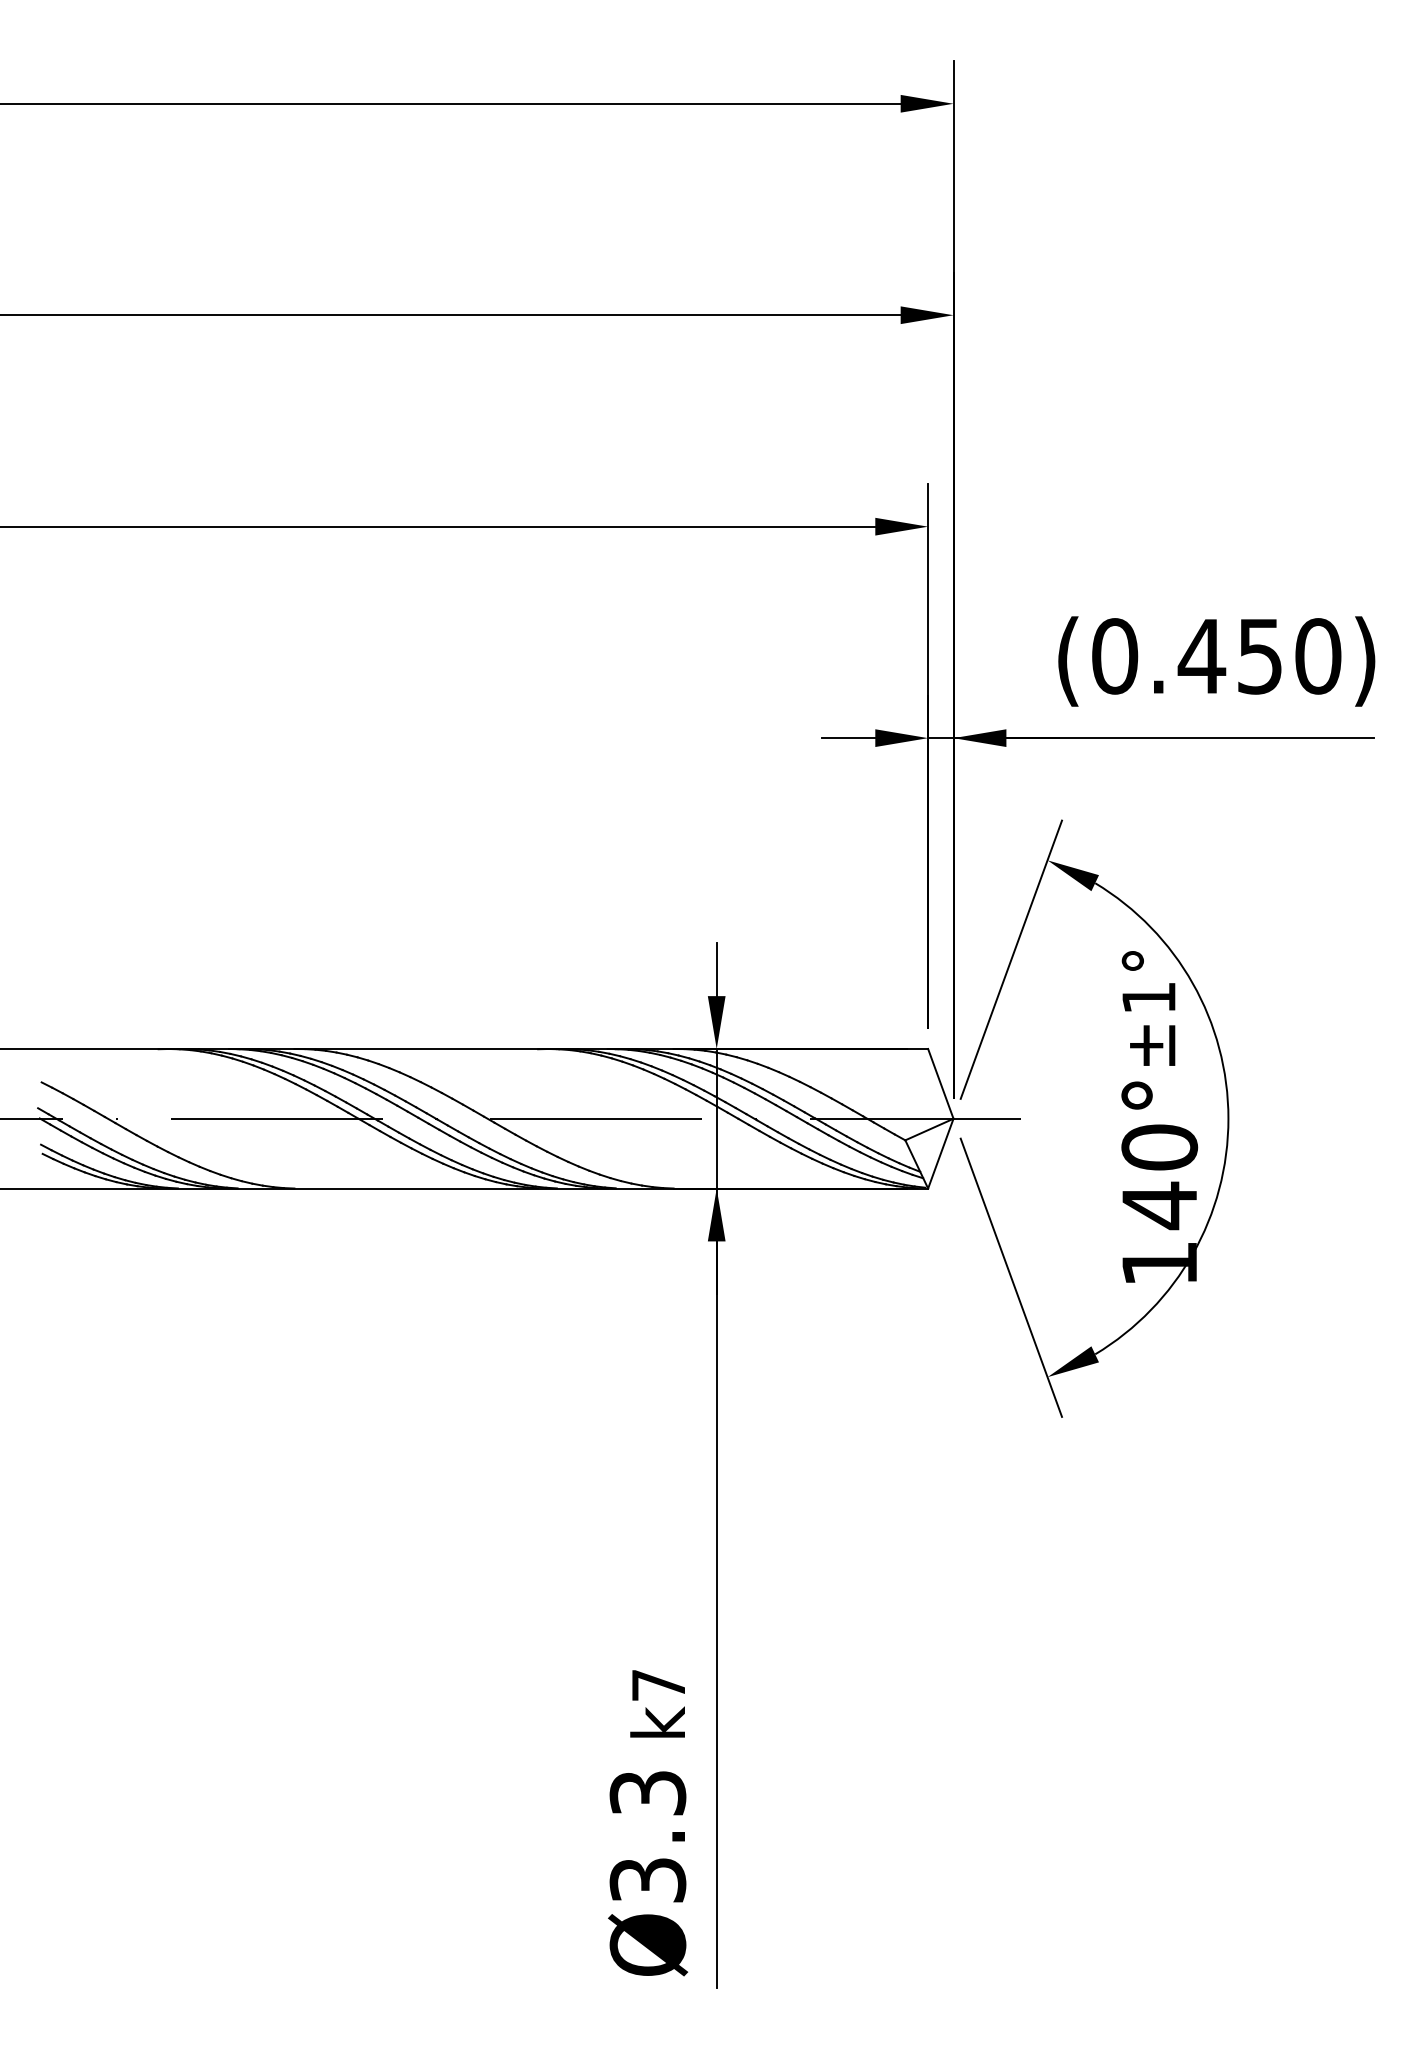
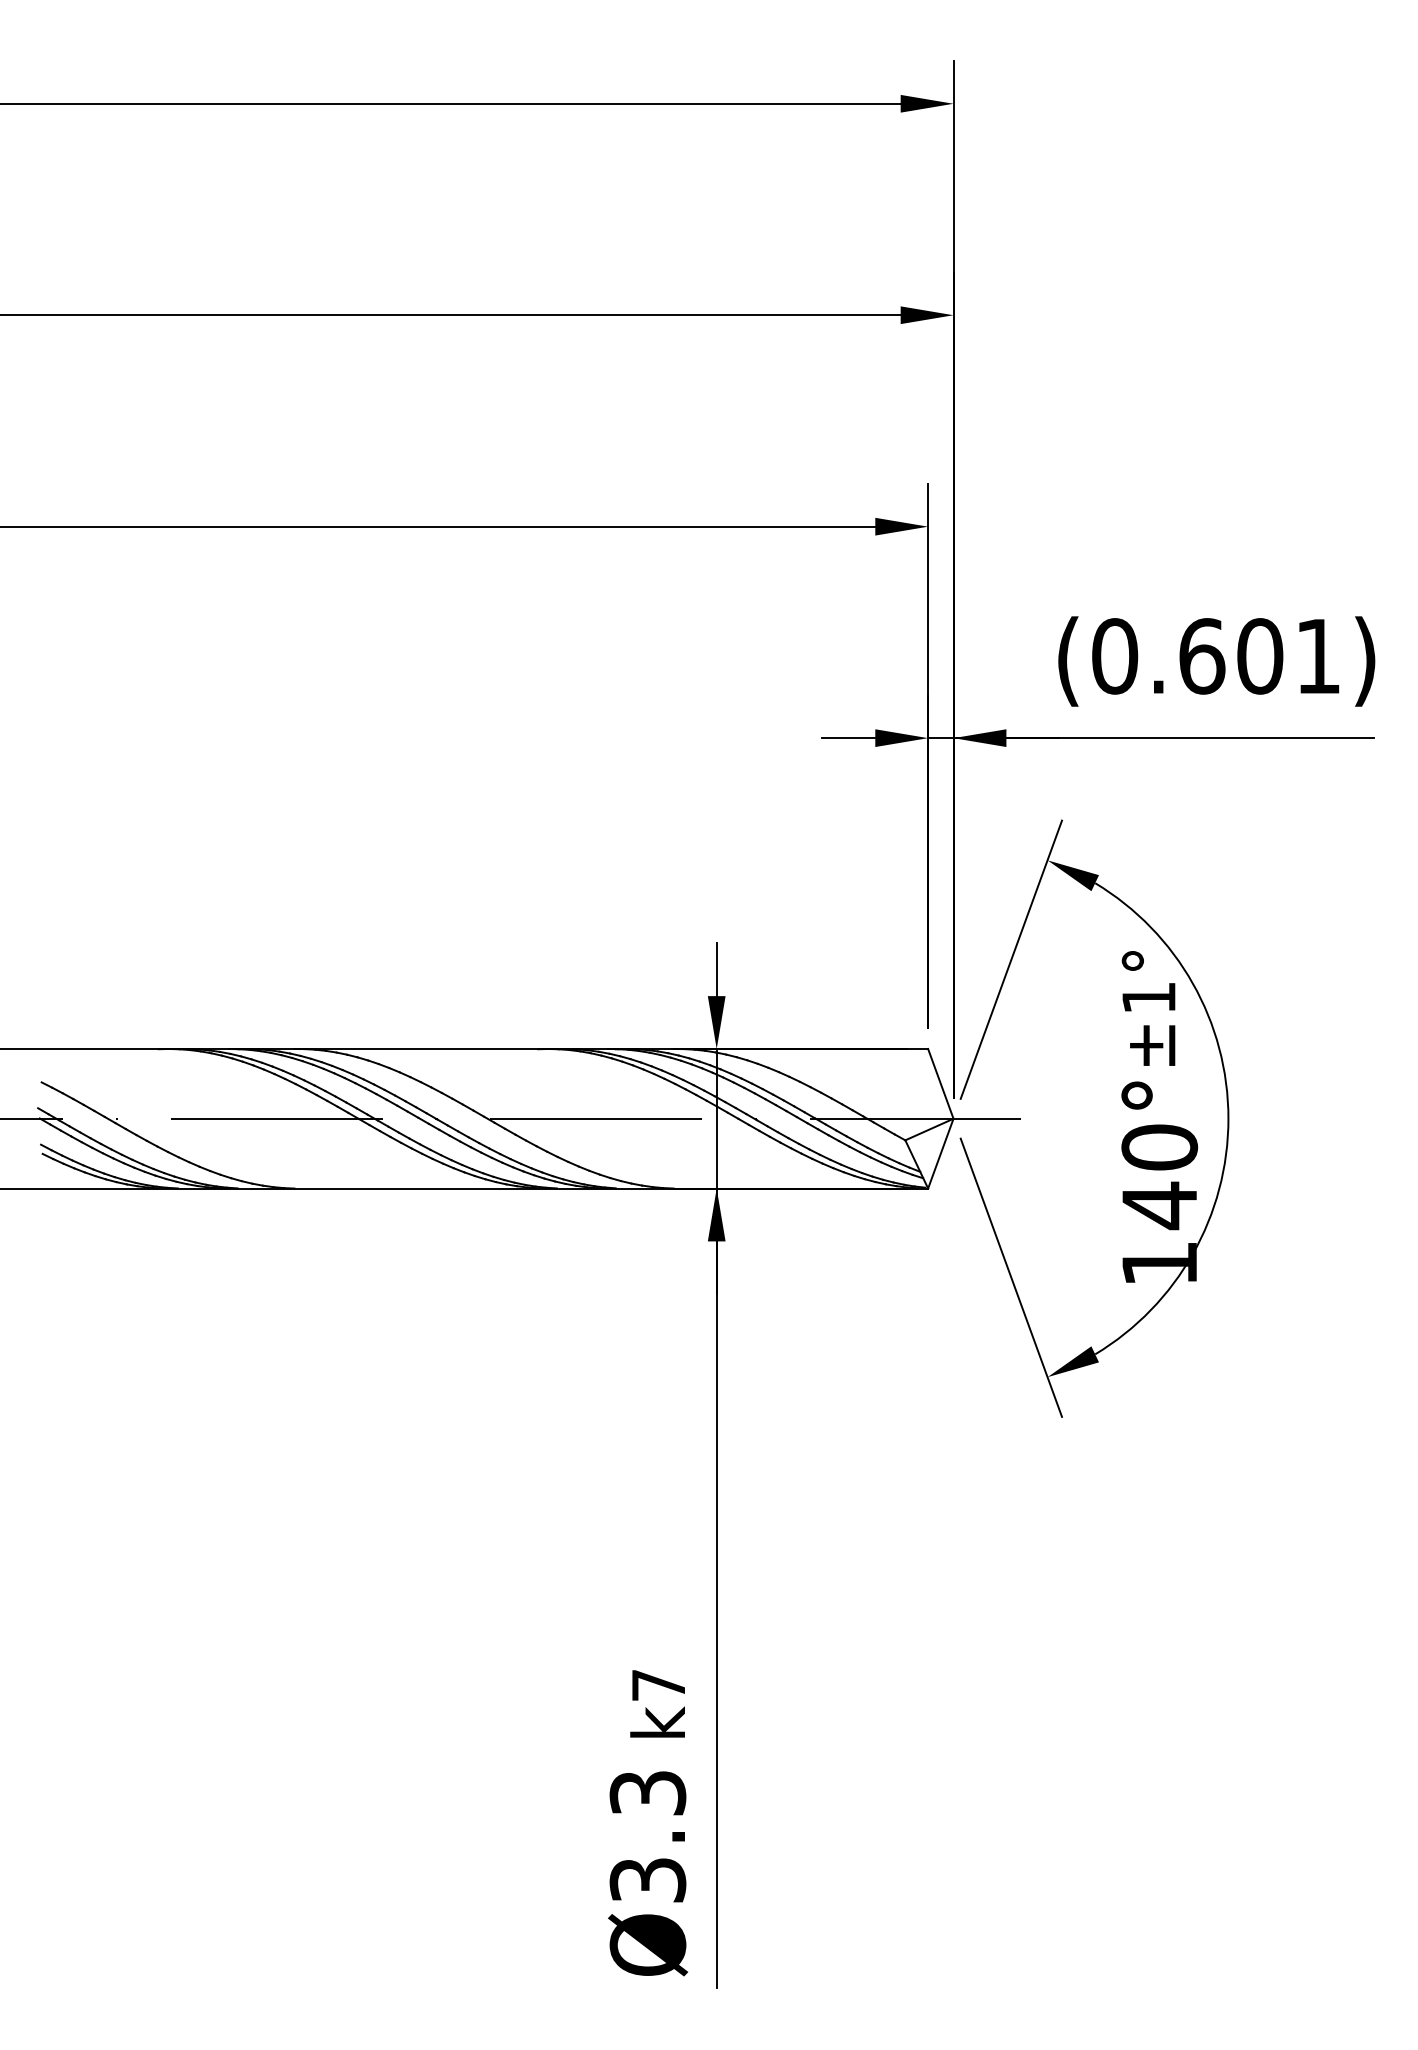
text: (0.450) -> (0.601) (1259, 656)
